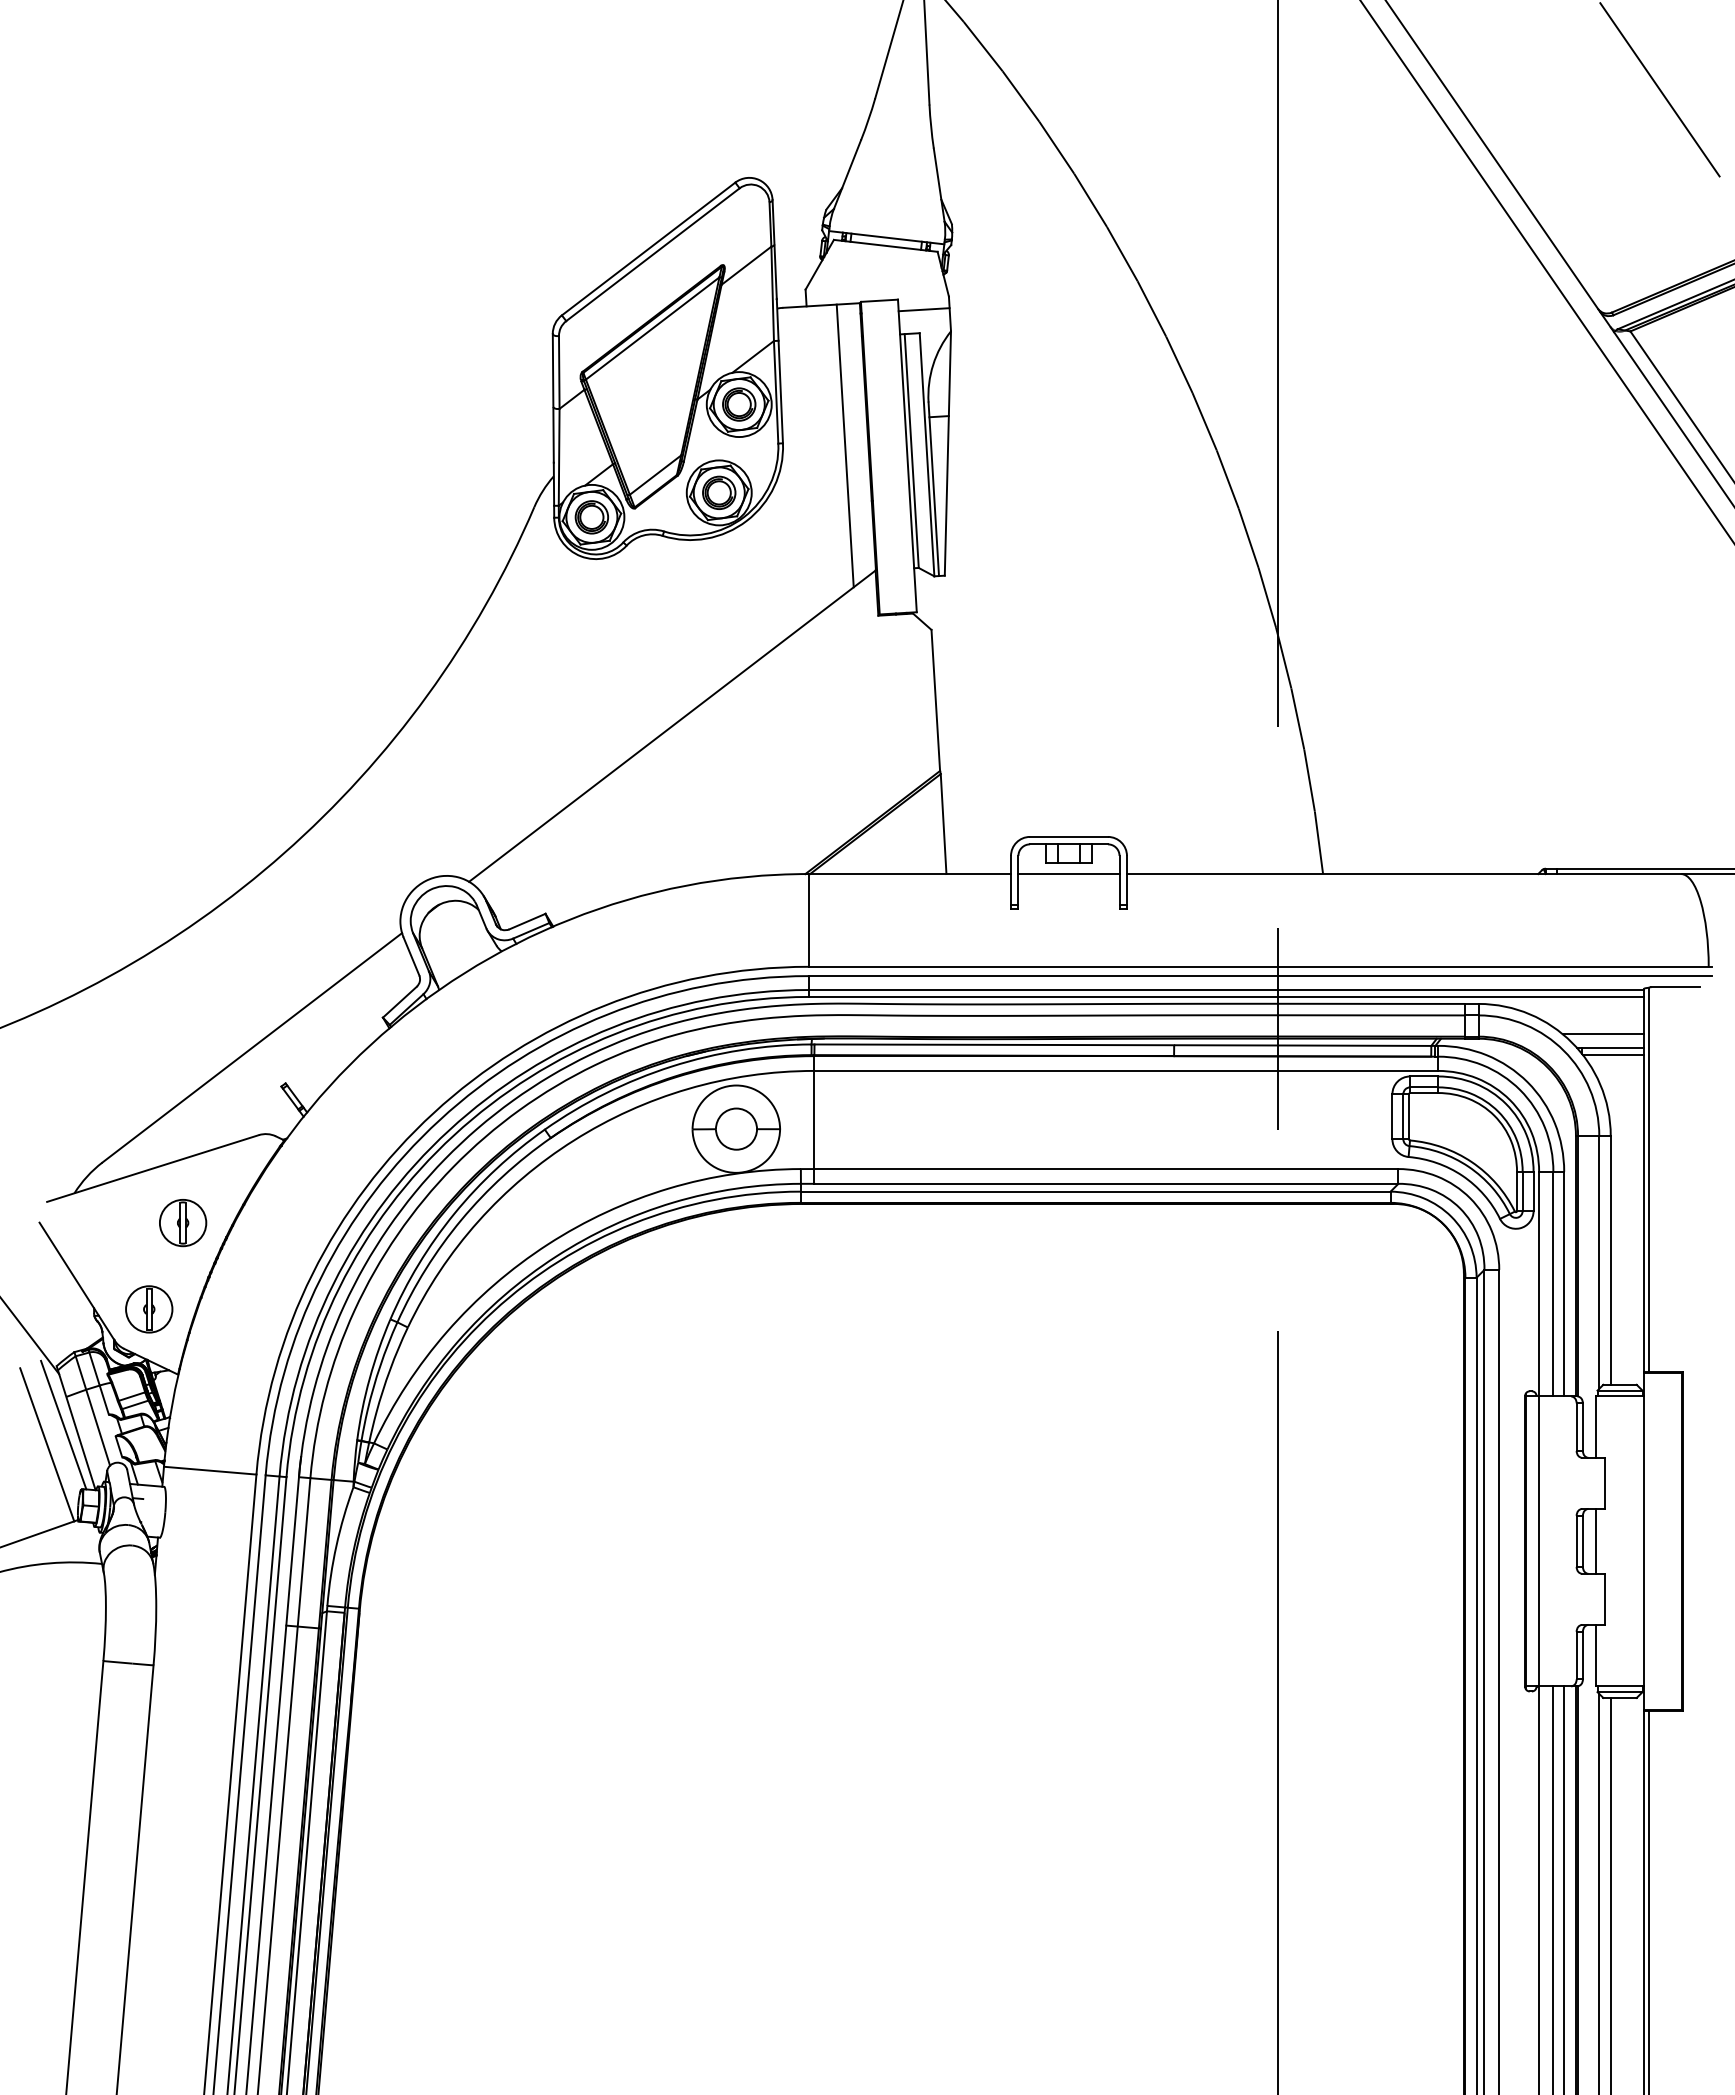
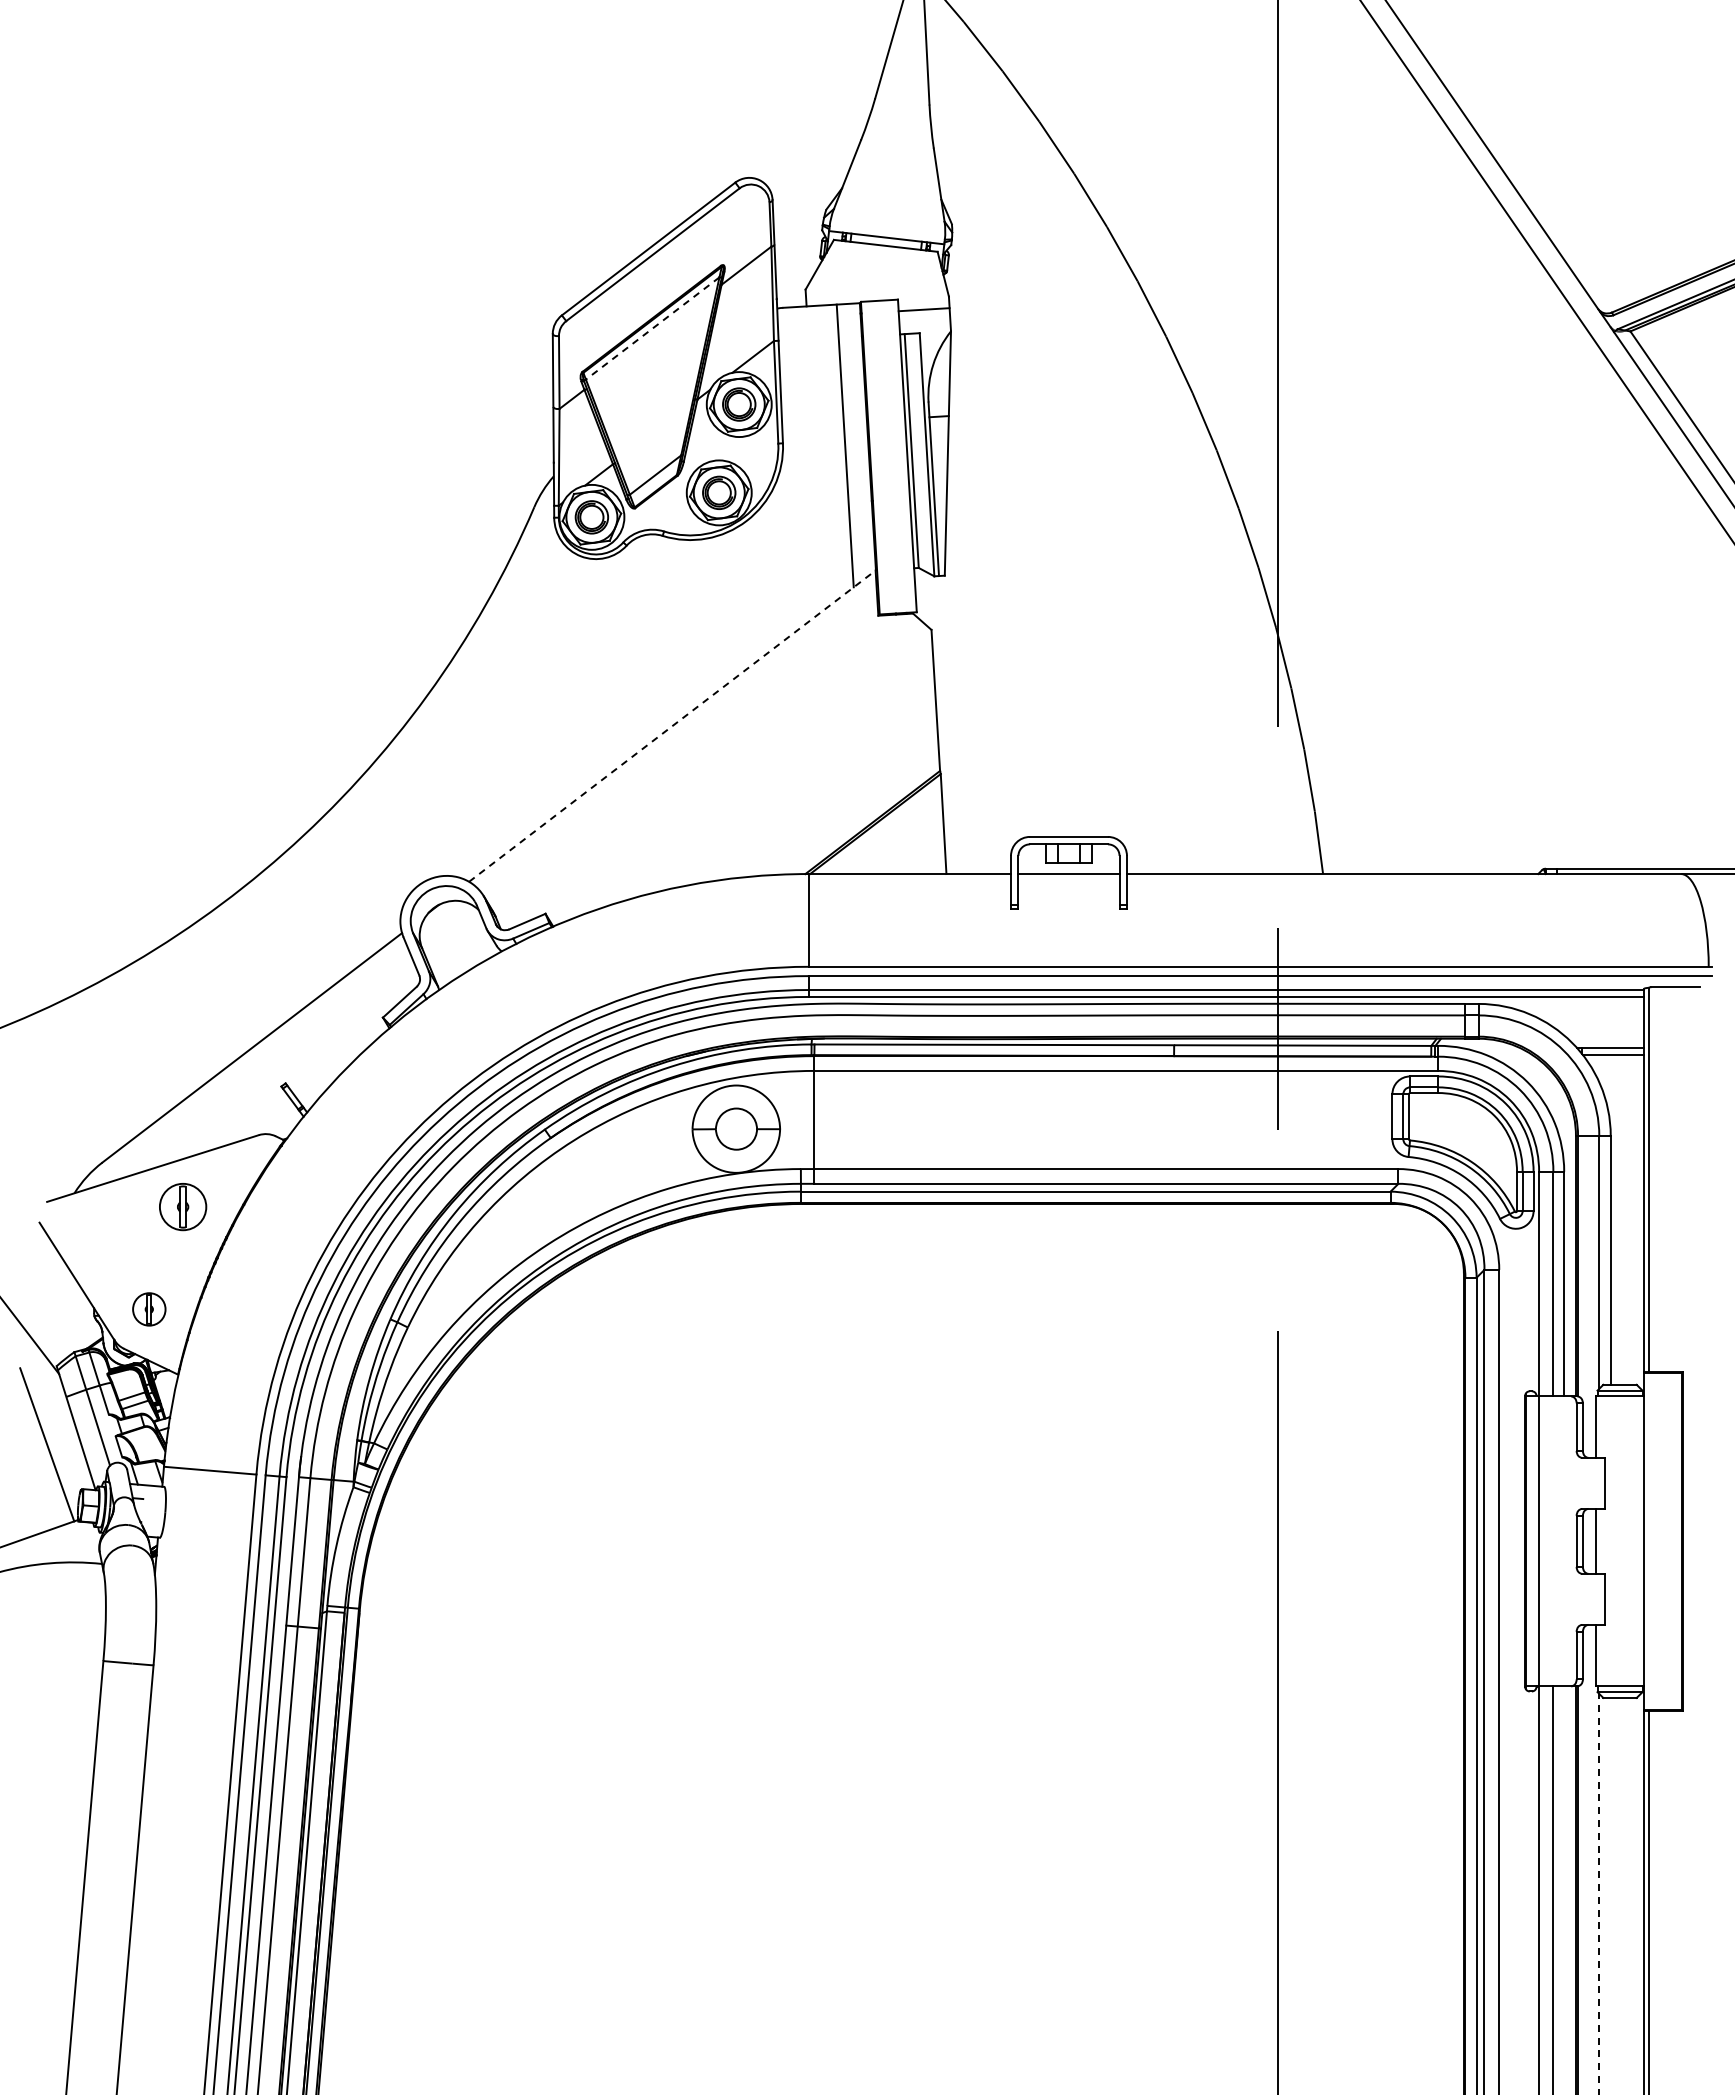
line: present -> none (1659, 89)
line: solid -> dashed (652, 328)
line: solid -> dashed (672, 725)
line: present -> none (1603, 1034)
part position: (183, 1223) -> (183, 1207) (183, 1207)
part size: 49x49 px -> 35x35 px (149, 1309)
line: present -> none (63, 1424)
line: present -> none (1564, 1888)
line: solid -> dashed (1599, 1893)
line: present -> none (1610, 1894)
